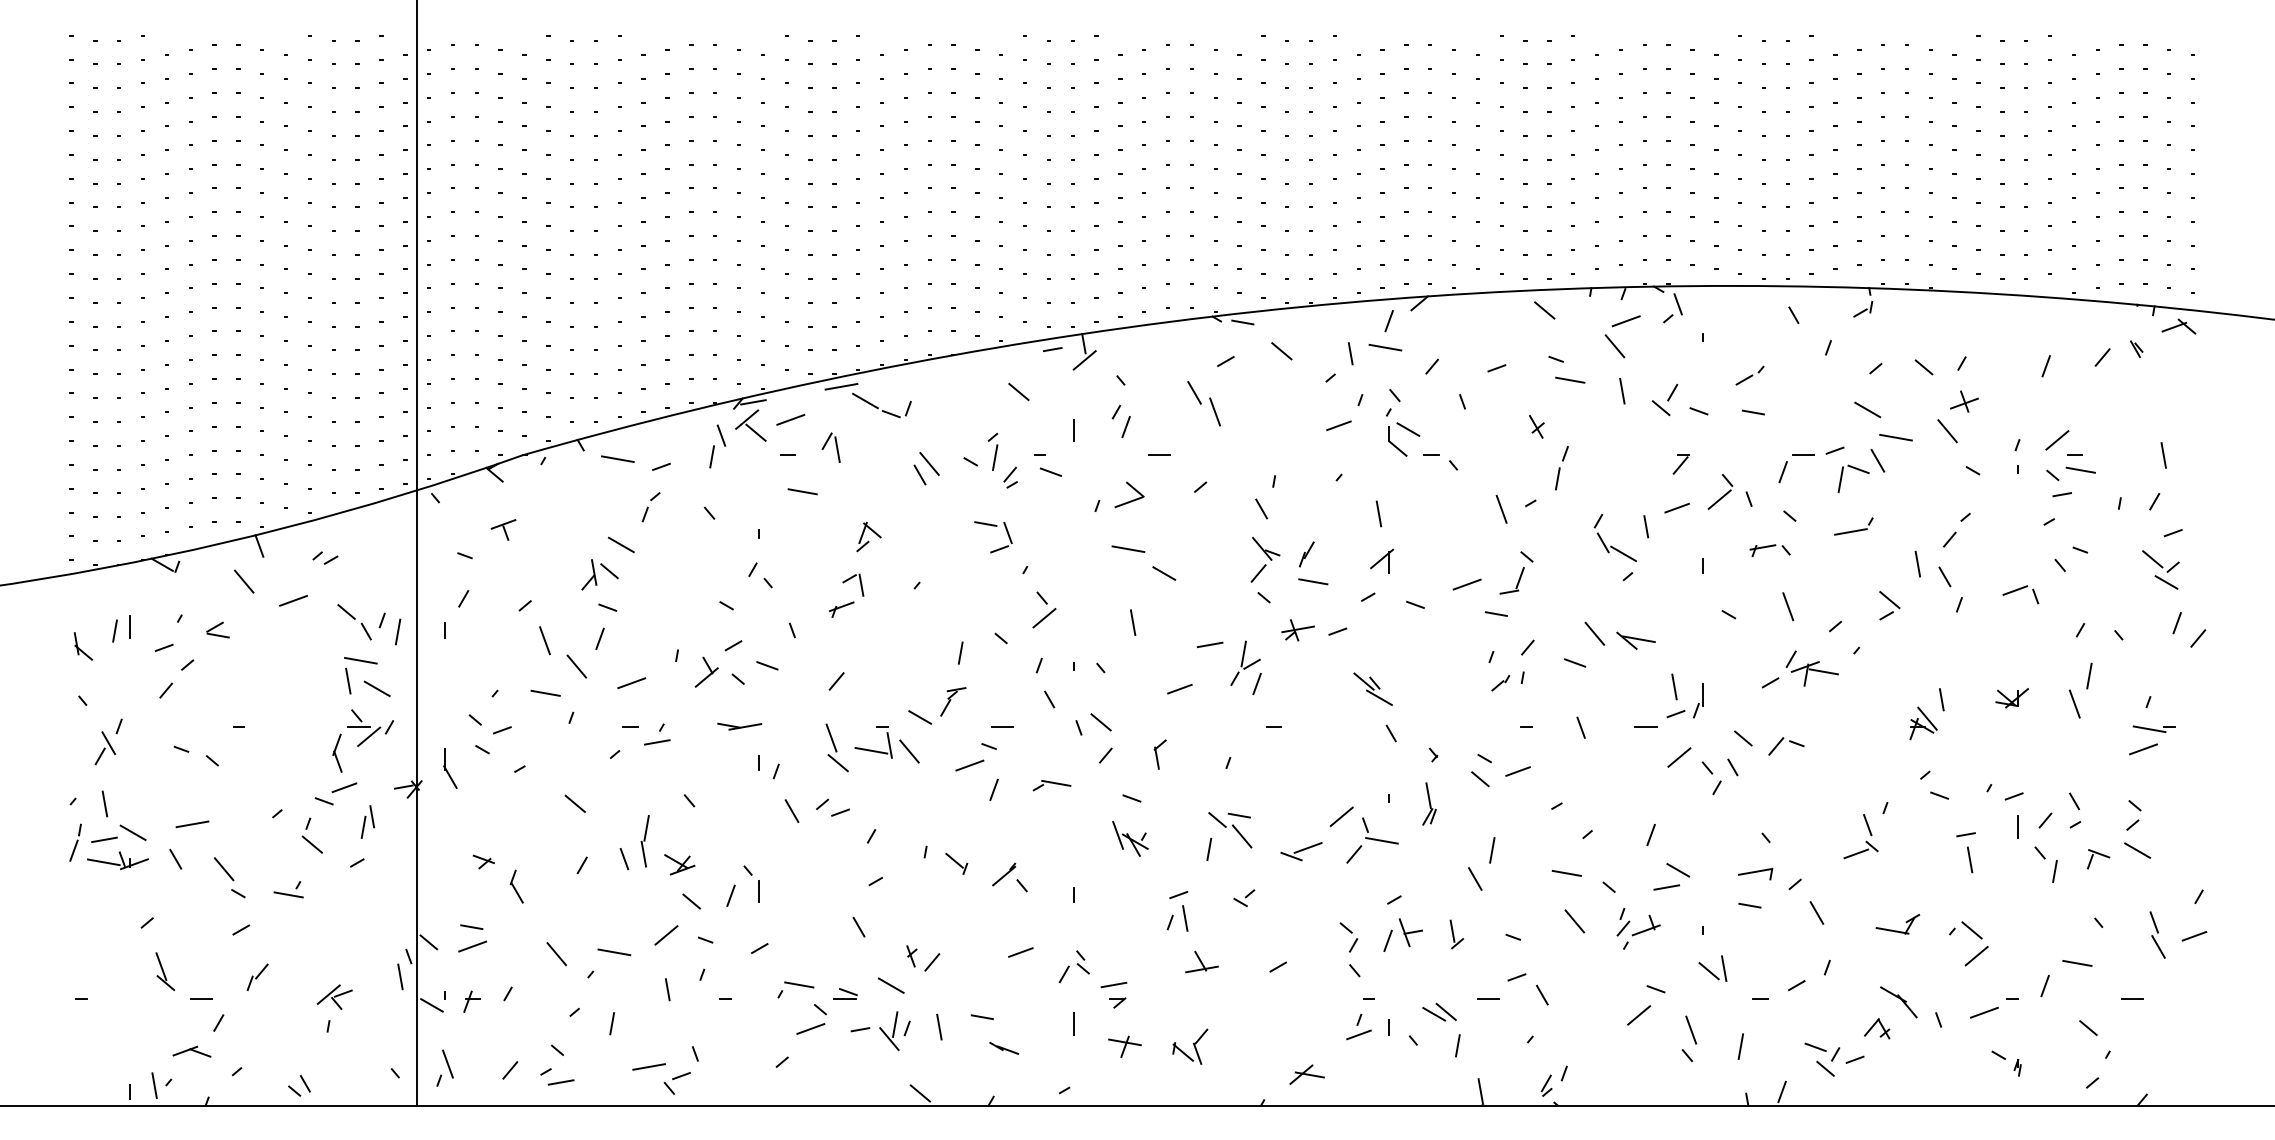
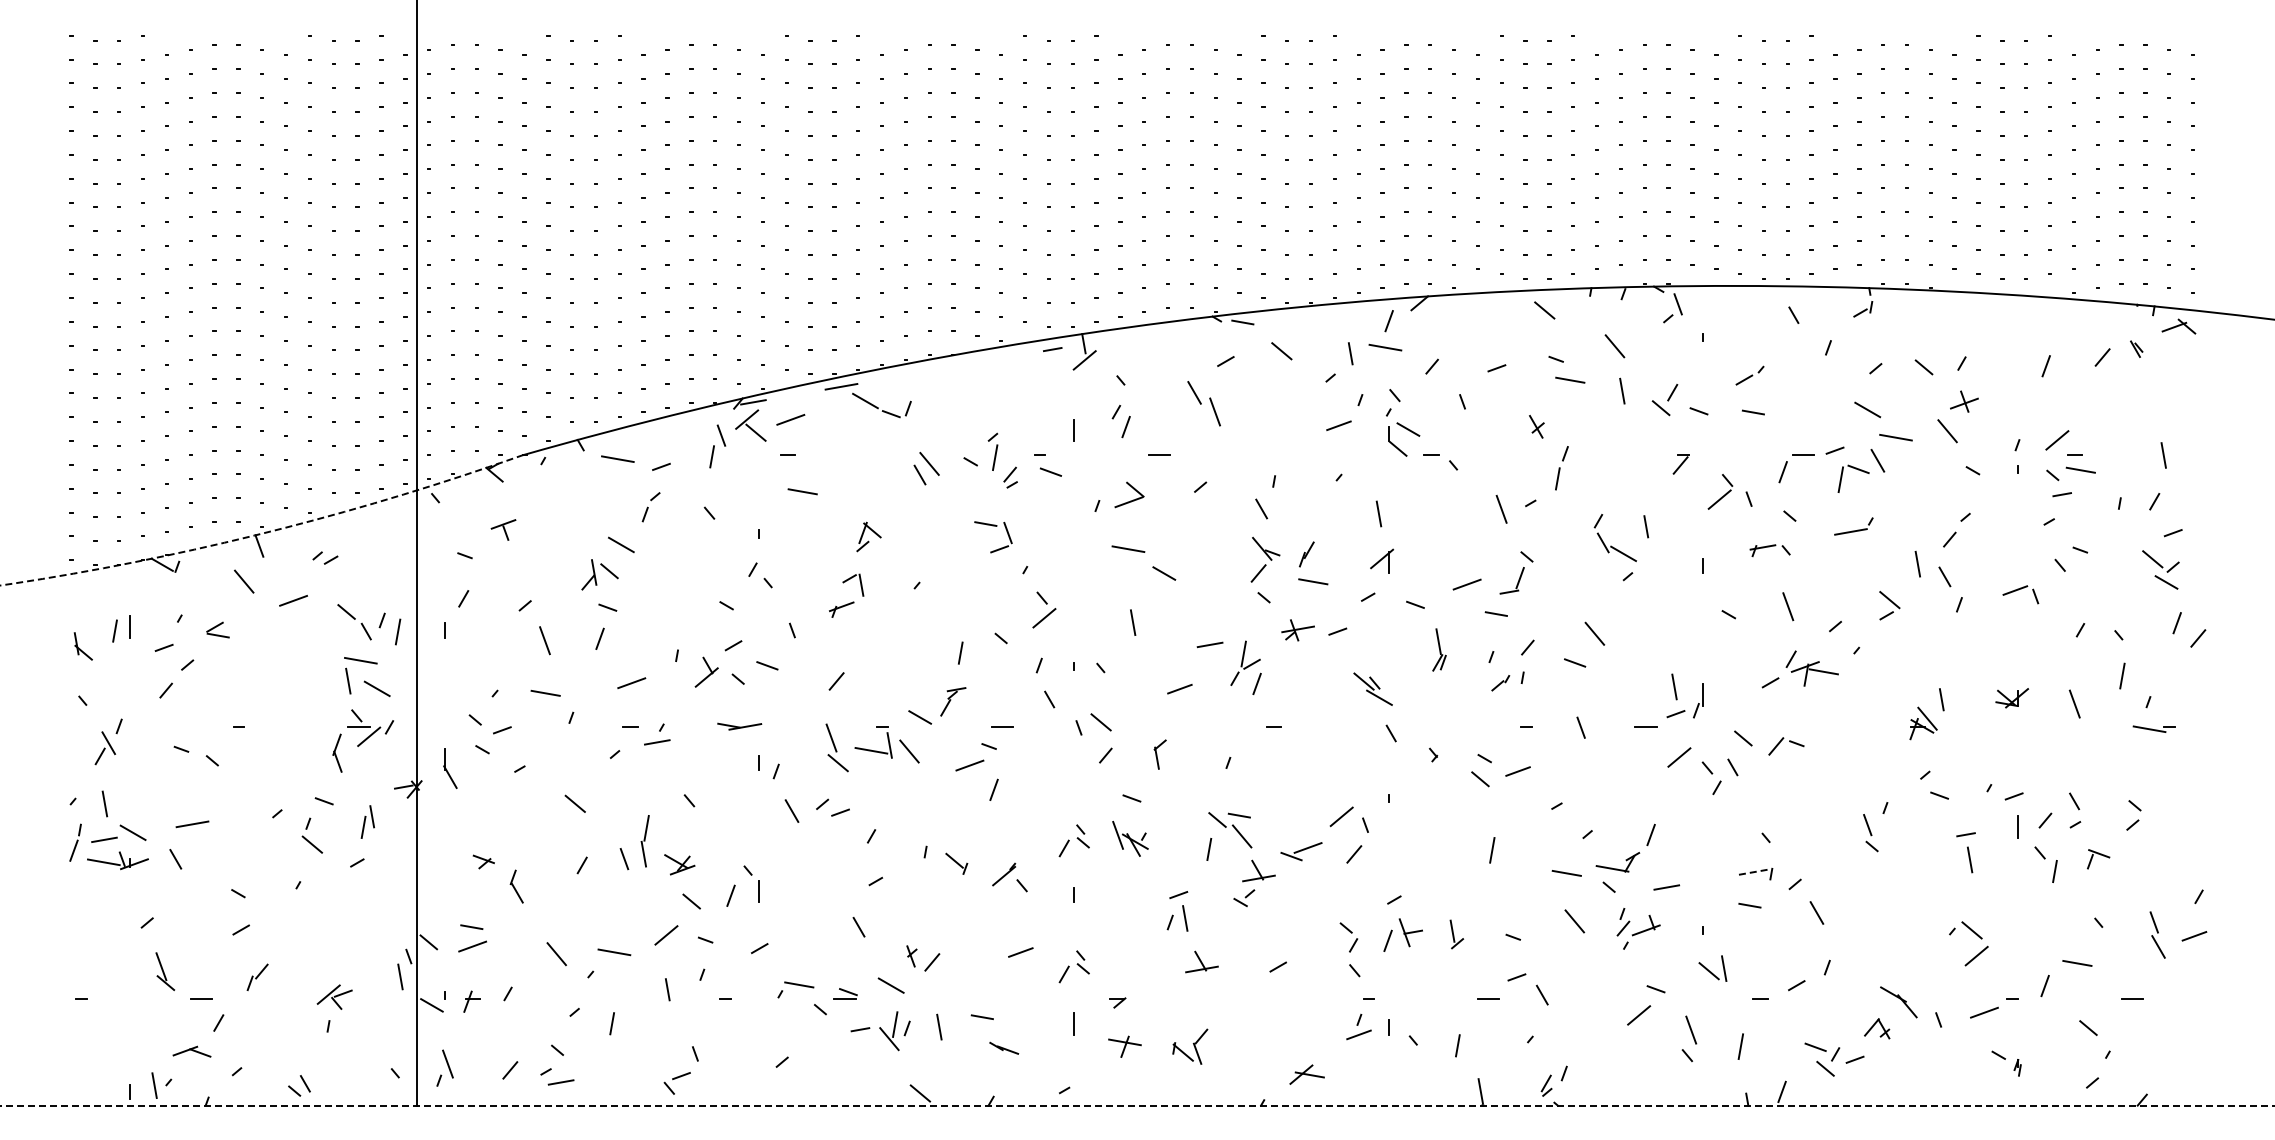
line: present -> none (1625, 321)
line: present -> none (1018, 391)
part: present -> none (830, 447)
line: present -> none (1676, 507)
arc: solid -> dashed (266, 532)
part: present -> none (1635, 640)
line: present -> none (576, 666)
line position: (2089, 675) -> (2122, 675) (2122, 675)
line: present -> none (2143, 749)
part: present -> none (1051, 785)
line: present -> none (344, 787)
part position: (1429, 803) -> (1439, 649) (1439, 649)
part: none -> present (1073, 840)
line: present -> none (1381, 840)
line: present -> none (2137, 850)
line: present -> none (1856, 853)
line: present -> none (223, 869)
part: none -> present (1258, 870)
line: present -> none (1678, 870)
line: solid -> dashed (1755, 871)
line: present -> none (1475, 878)
line: present -> none (288, 894)
part position: (1897, 924) -> (1617, 862) (1617, 862)
line: present -> none (1113, 984)
line: present -> none (1445, 1011)
line: present -> none (1434, 1014)
line: present -> none (810, 1028)
line: present -> none (649, 1066)
line: solid -> dashed (1137, 1105)
